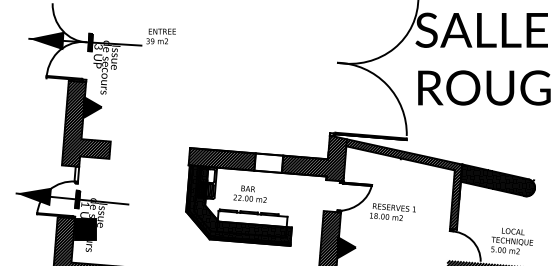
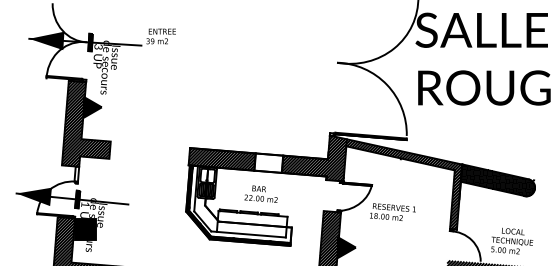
text position: (249, 193) -> (260, 193) (260, 193)
hatch: present -> none (240, 203)
